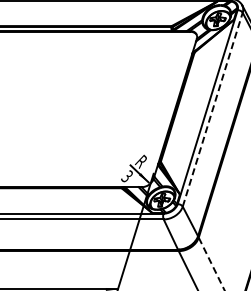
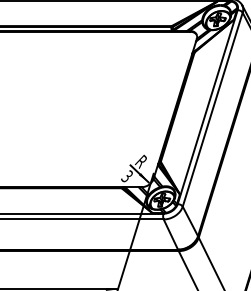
line: dashed -> solid (212, 109)
line: dashed -> solid (211, 264)
